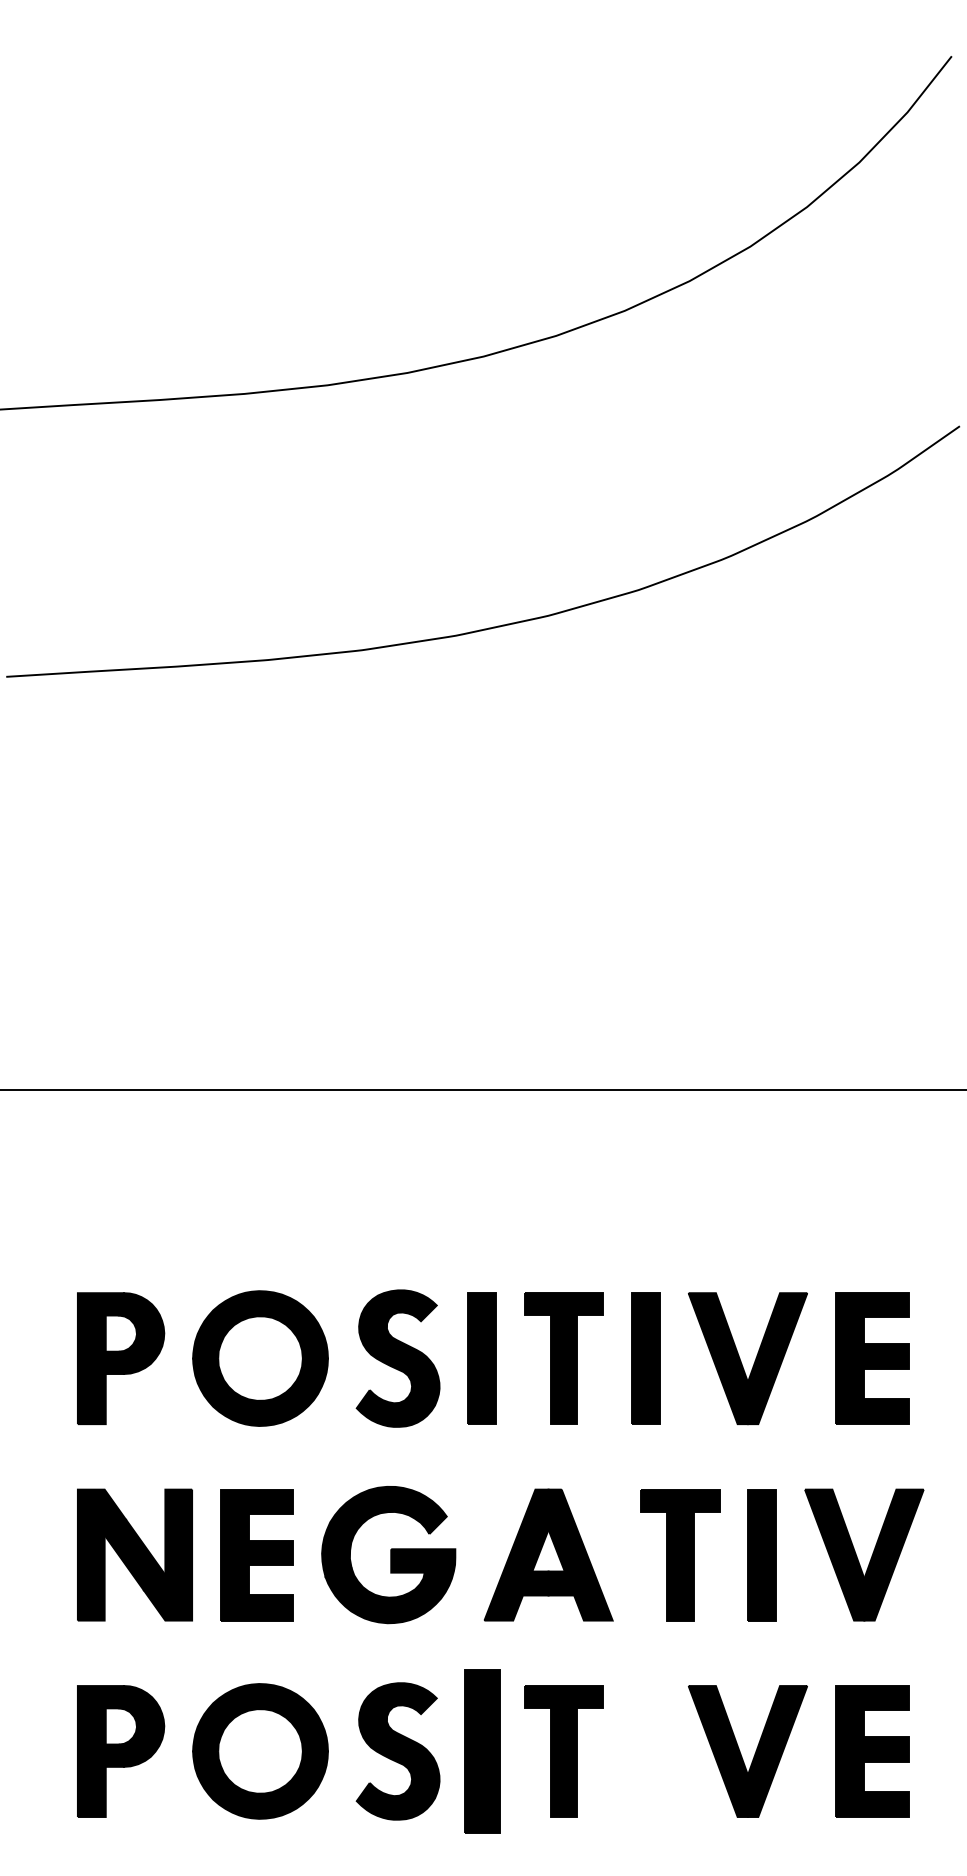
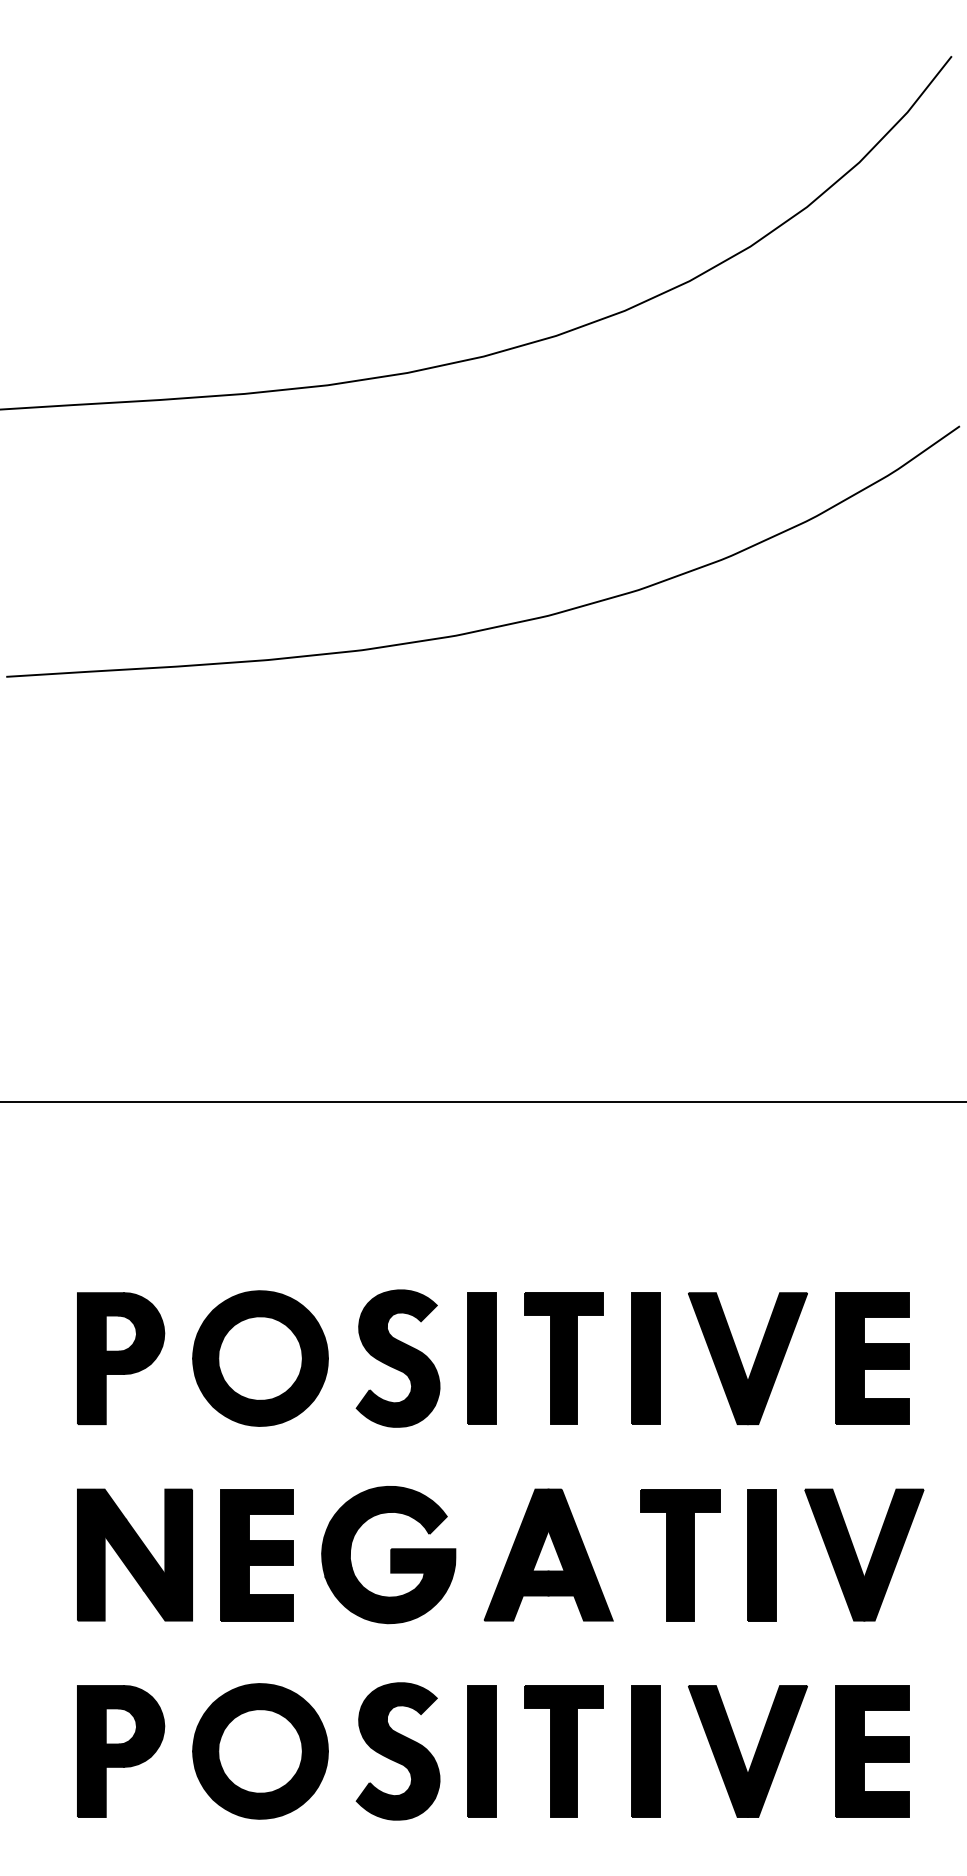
line position: (482, 1089) -> (482, 1101) (482, 1101)
part size: 37x165 px -> 30x133 px (481, 1751)
part: none -> present (645, 1751)
